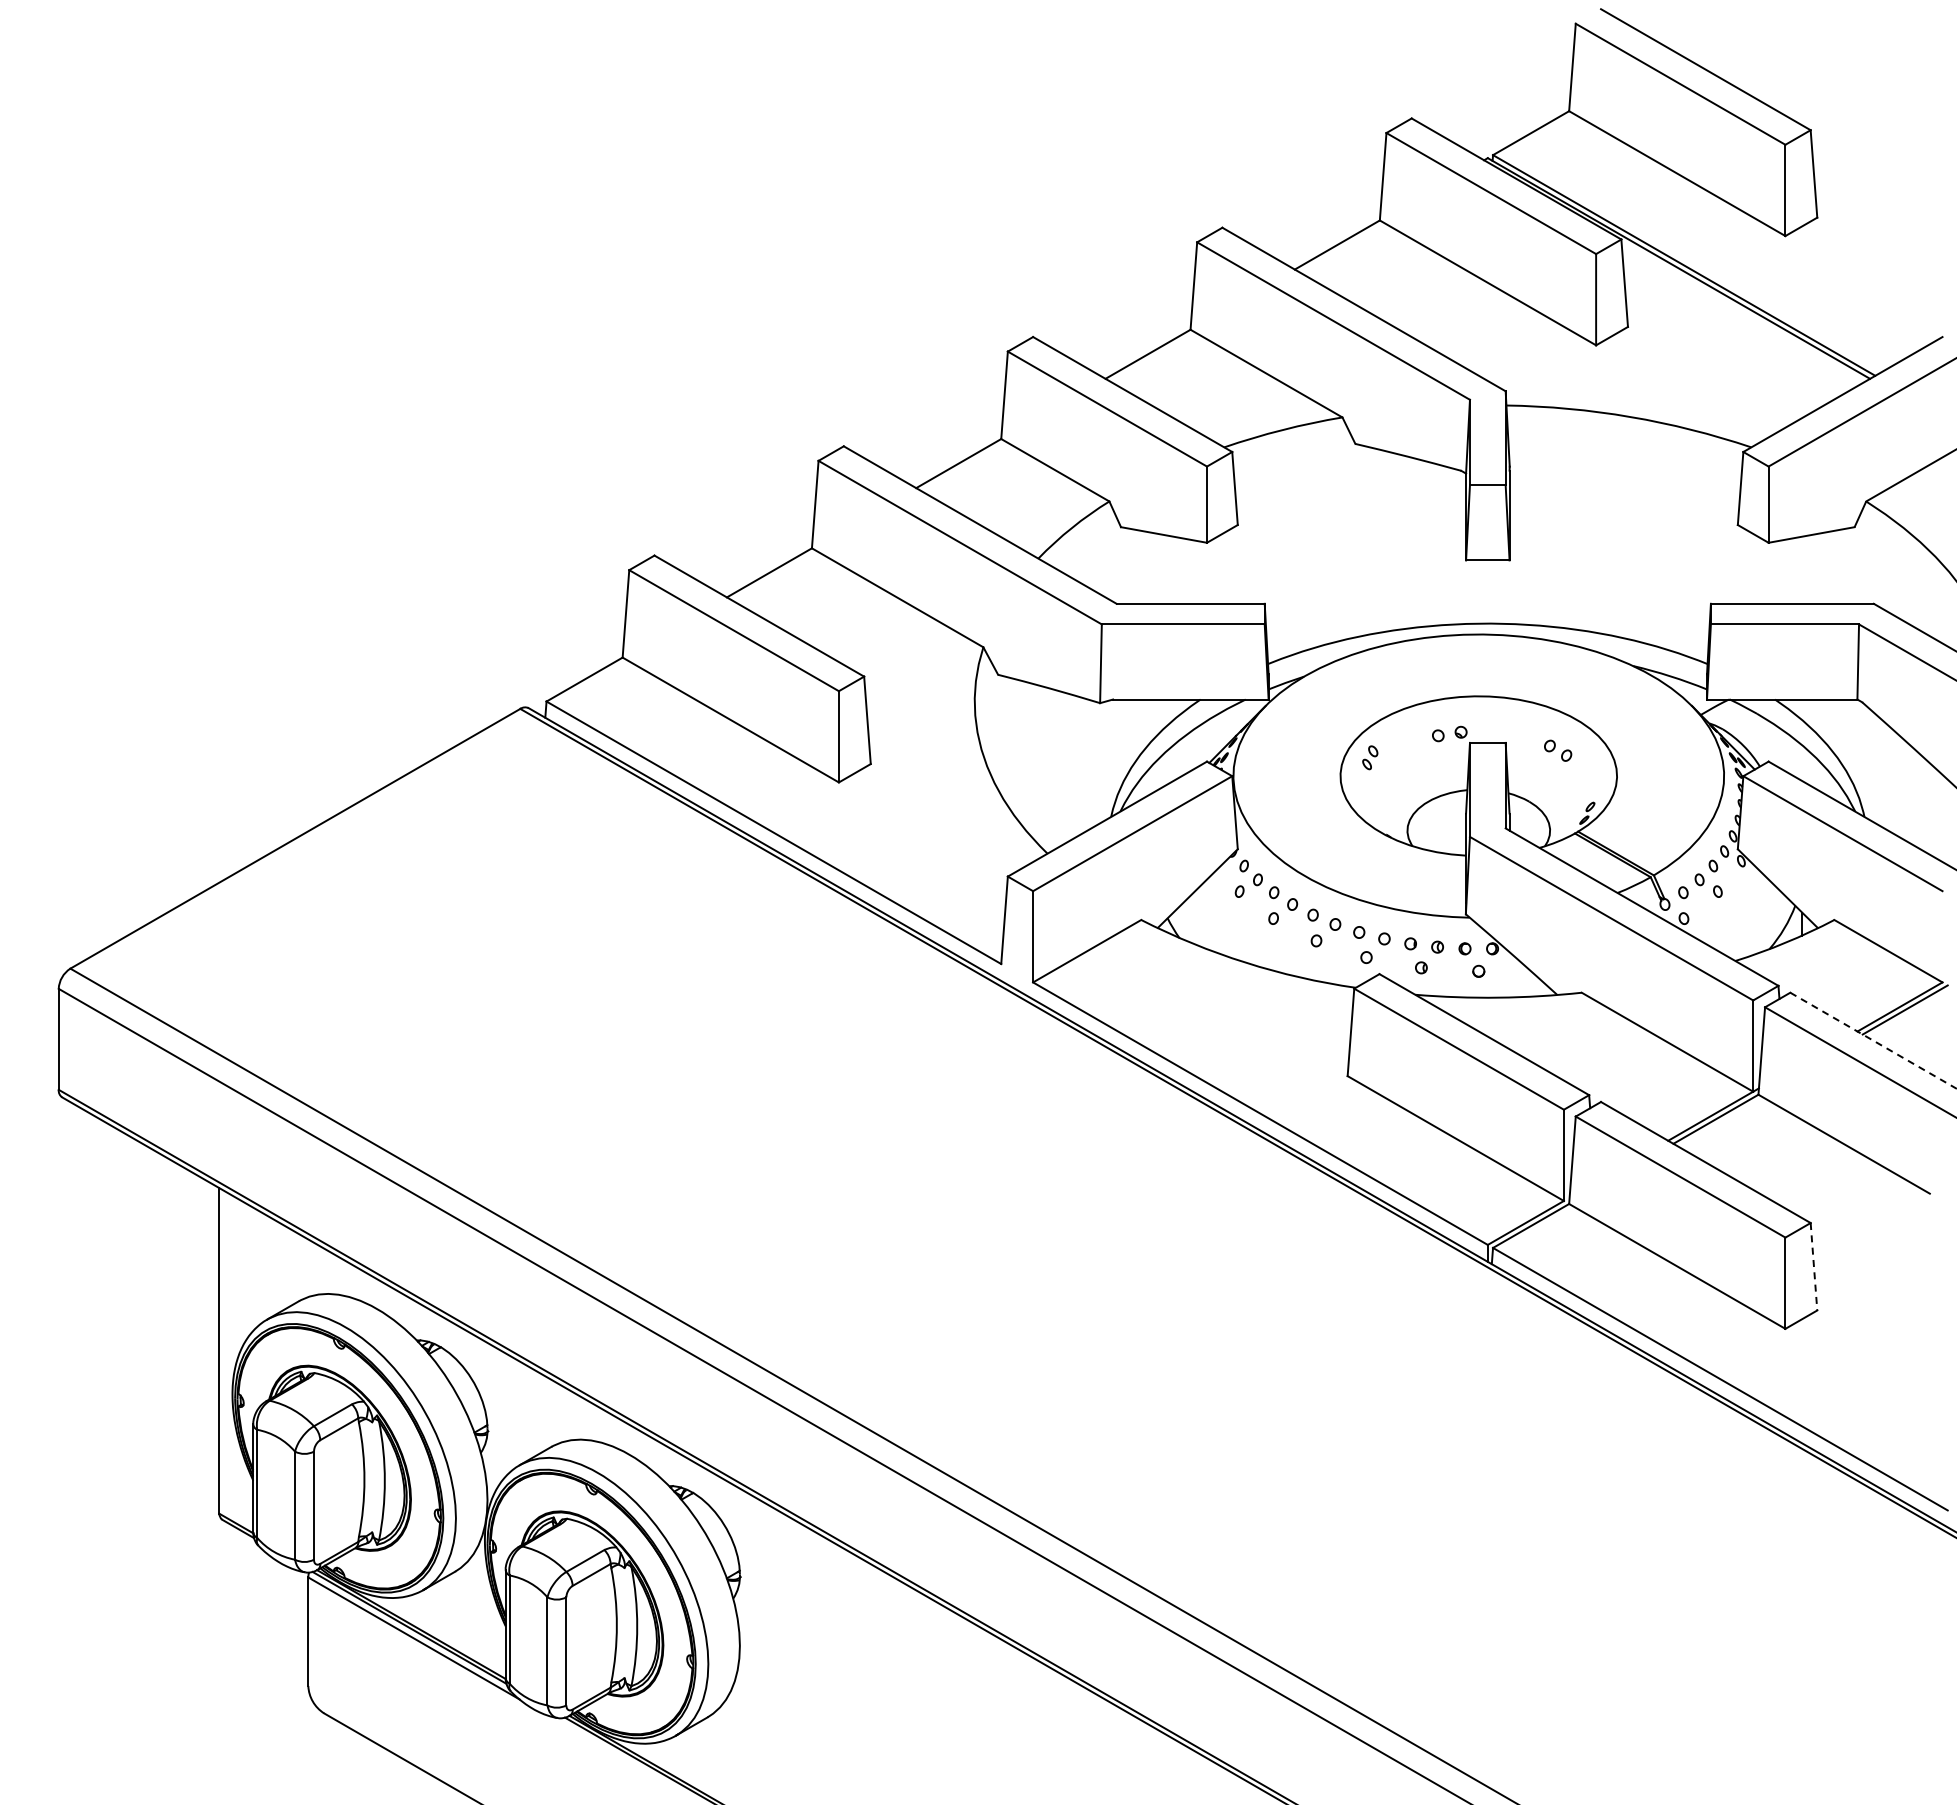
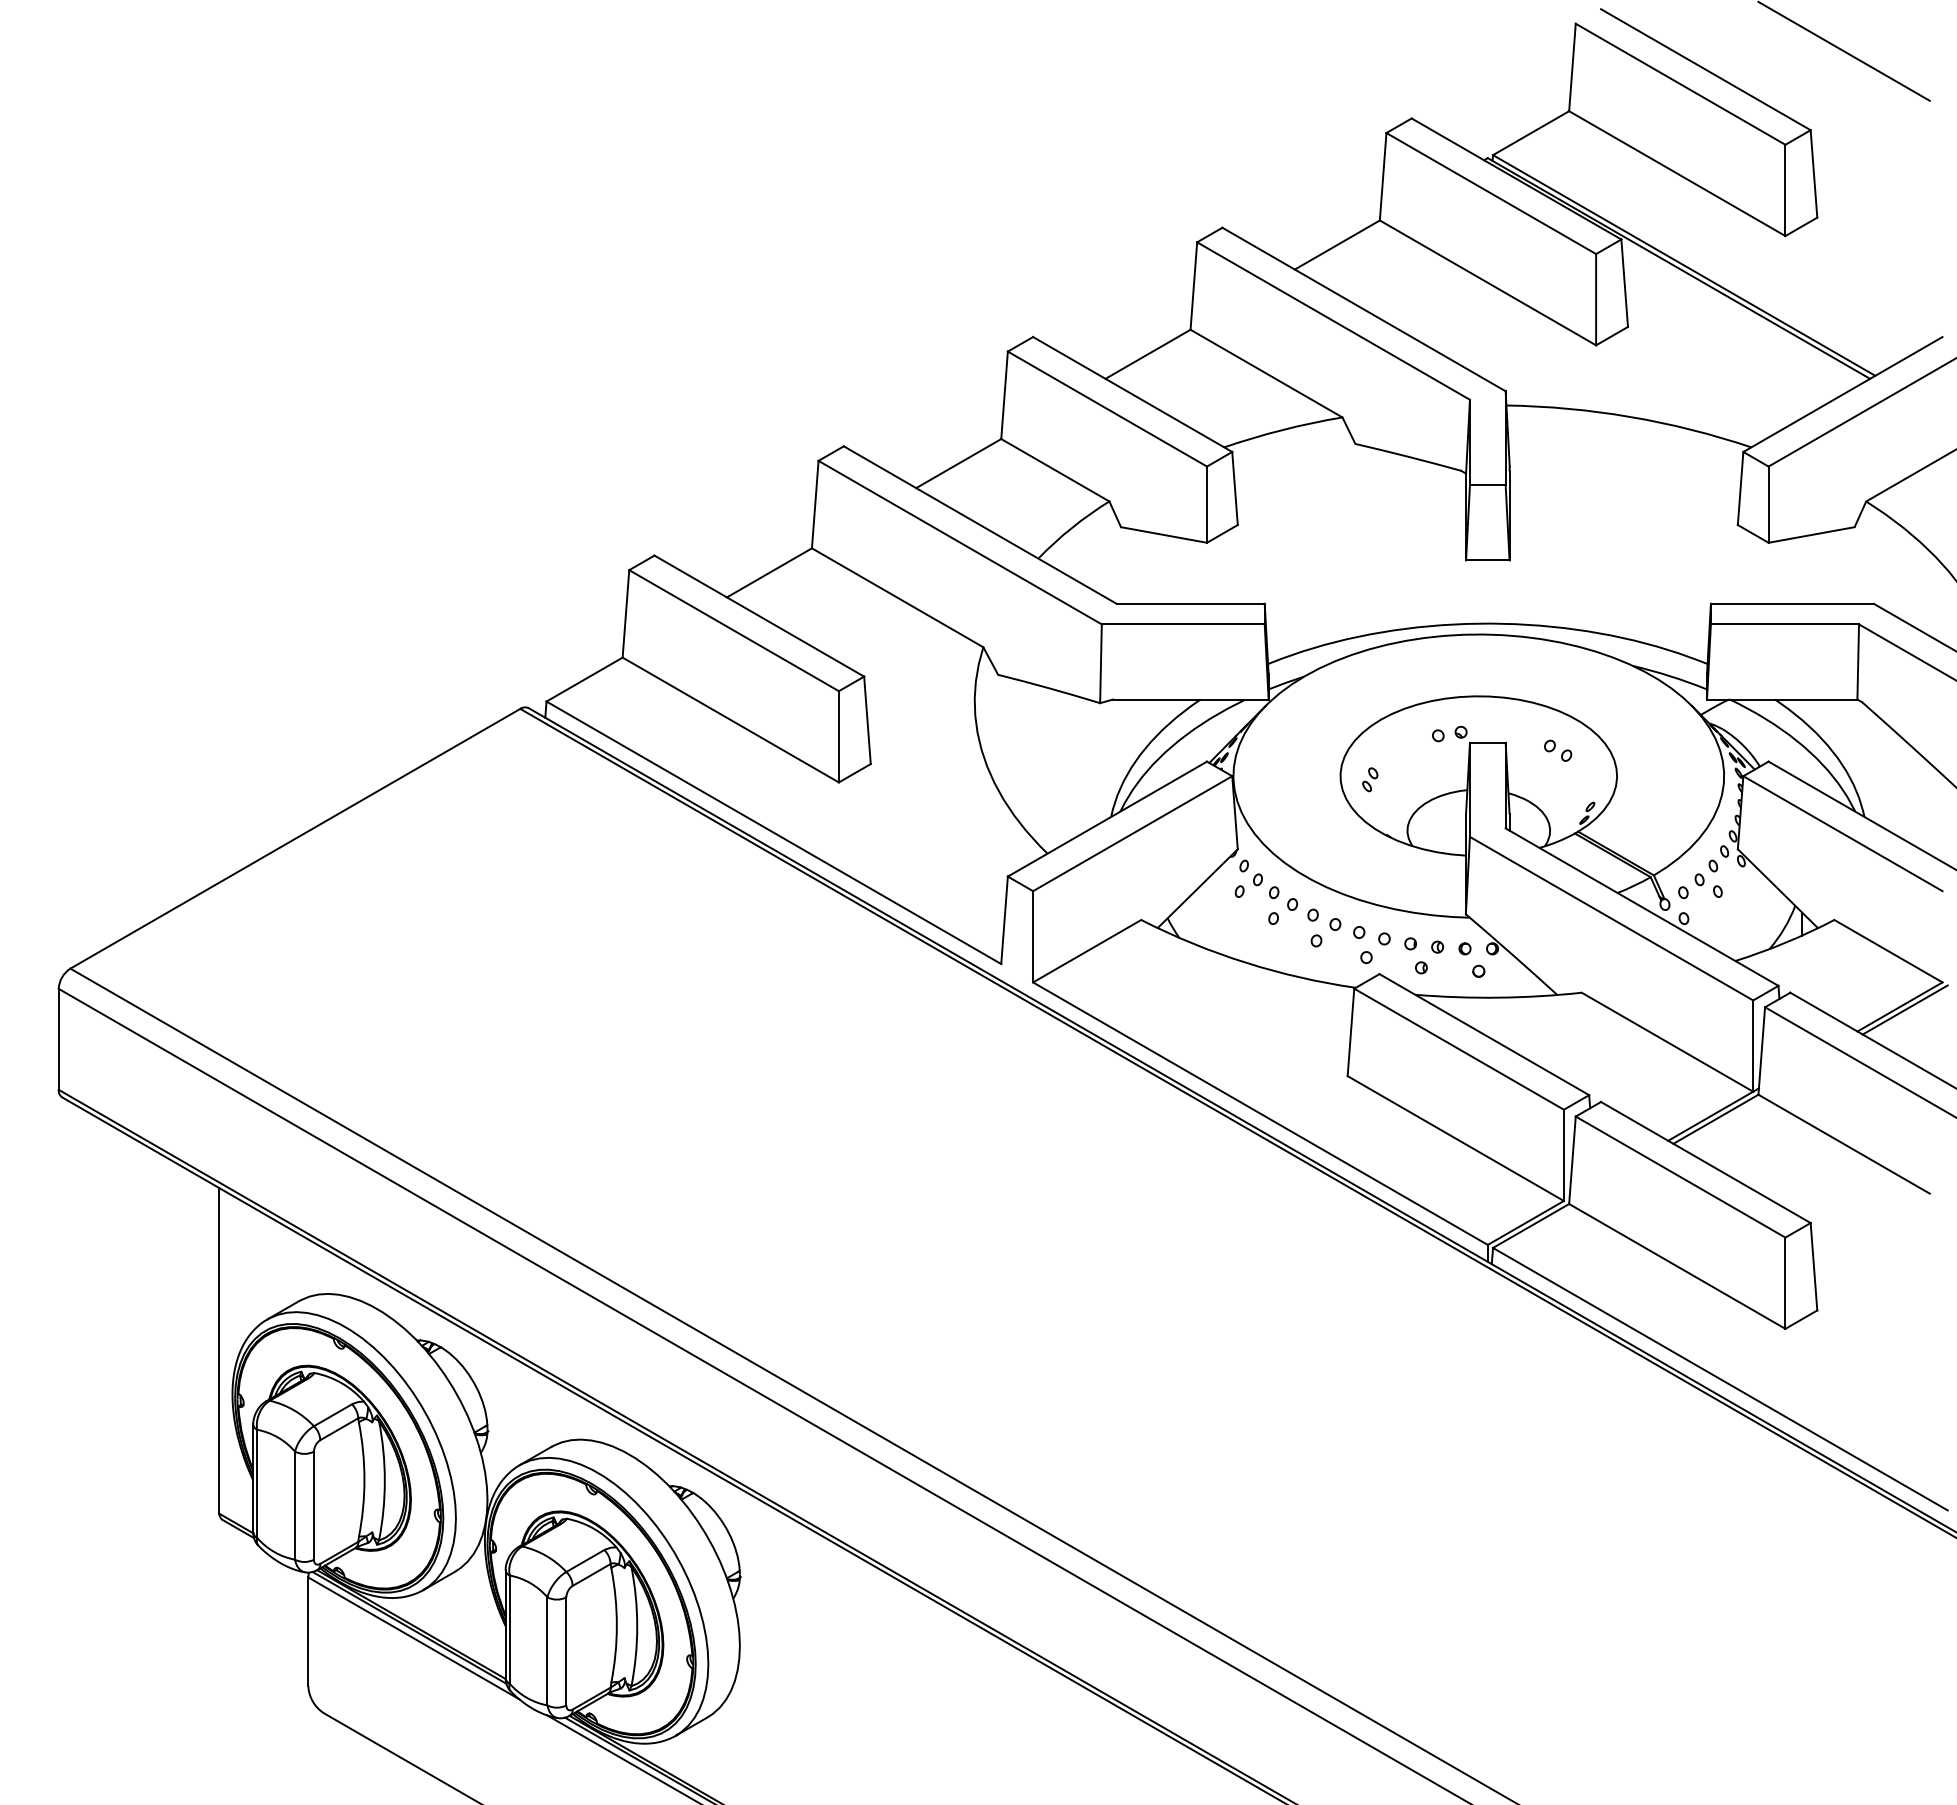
line: none -> present (1844, 51)
part position: (1370, 757) -> (1370, 779) (1370, 779)
line: dashed -> solid (1873, 1040)
line: dashed -> solid (1813, 1266)
line: none -> present (621, 1758)
